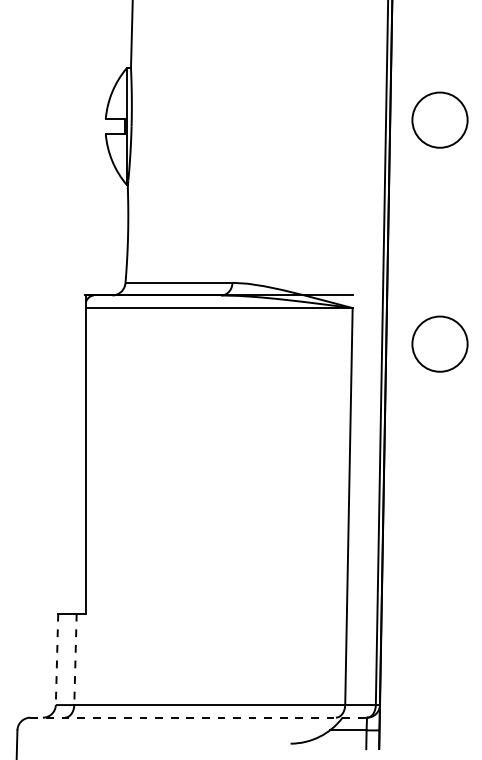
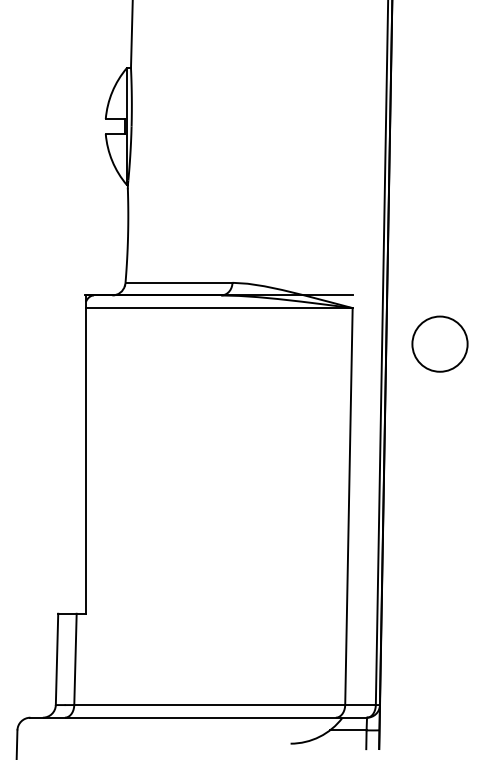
circle: present -> none (439, 119)
line: dashed -> solid (57, 659)
line: dashed -> solid (75, 659)
line: dashed -> solid (199, 717)
